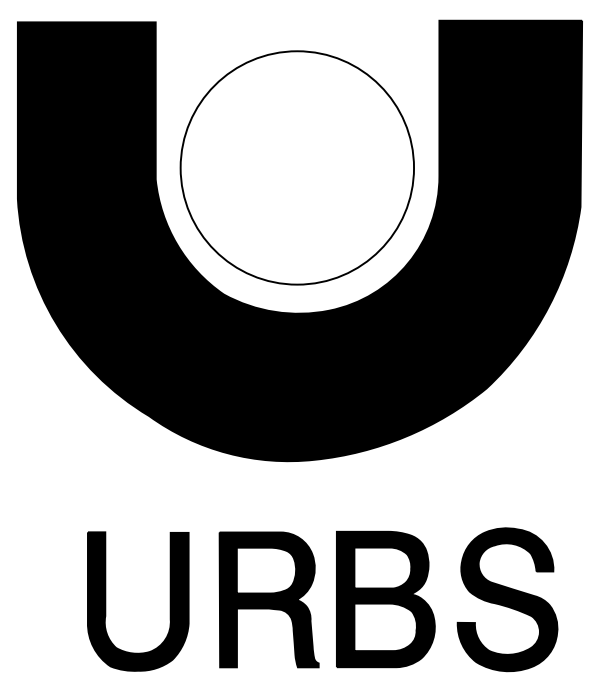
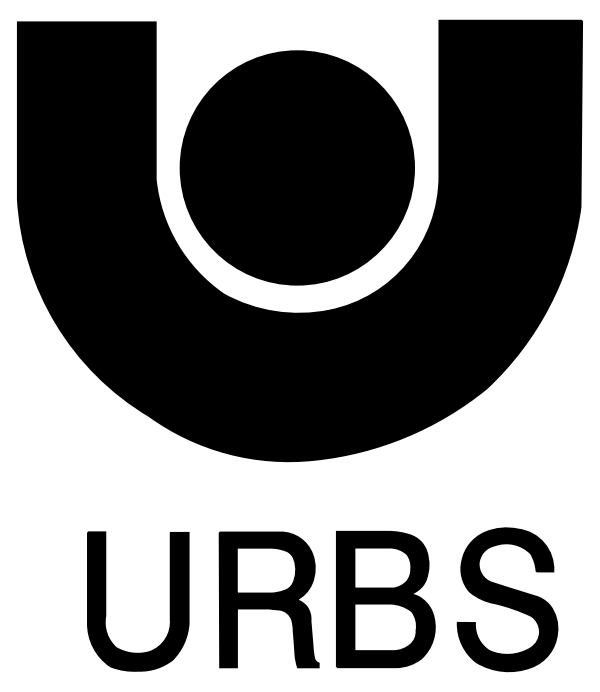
fill: none -> present (297, 167)
